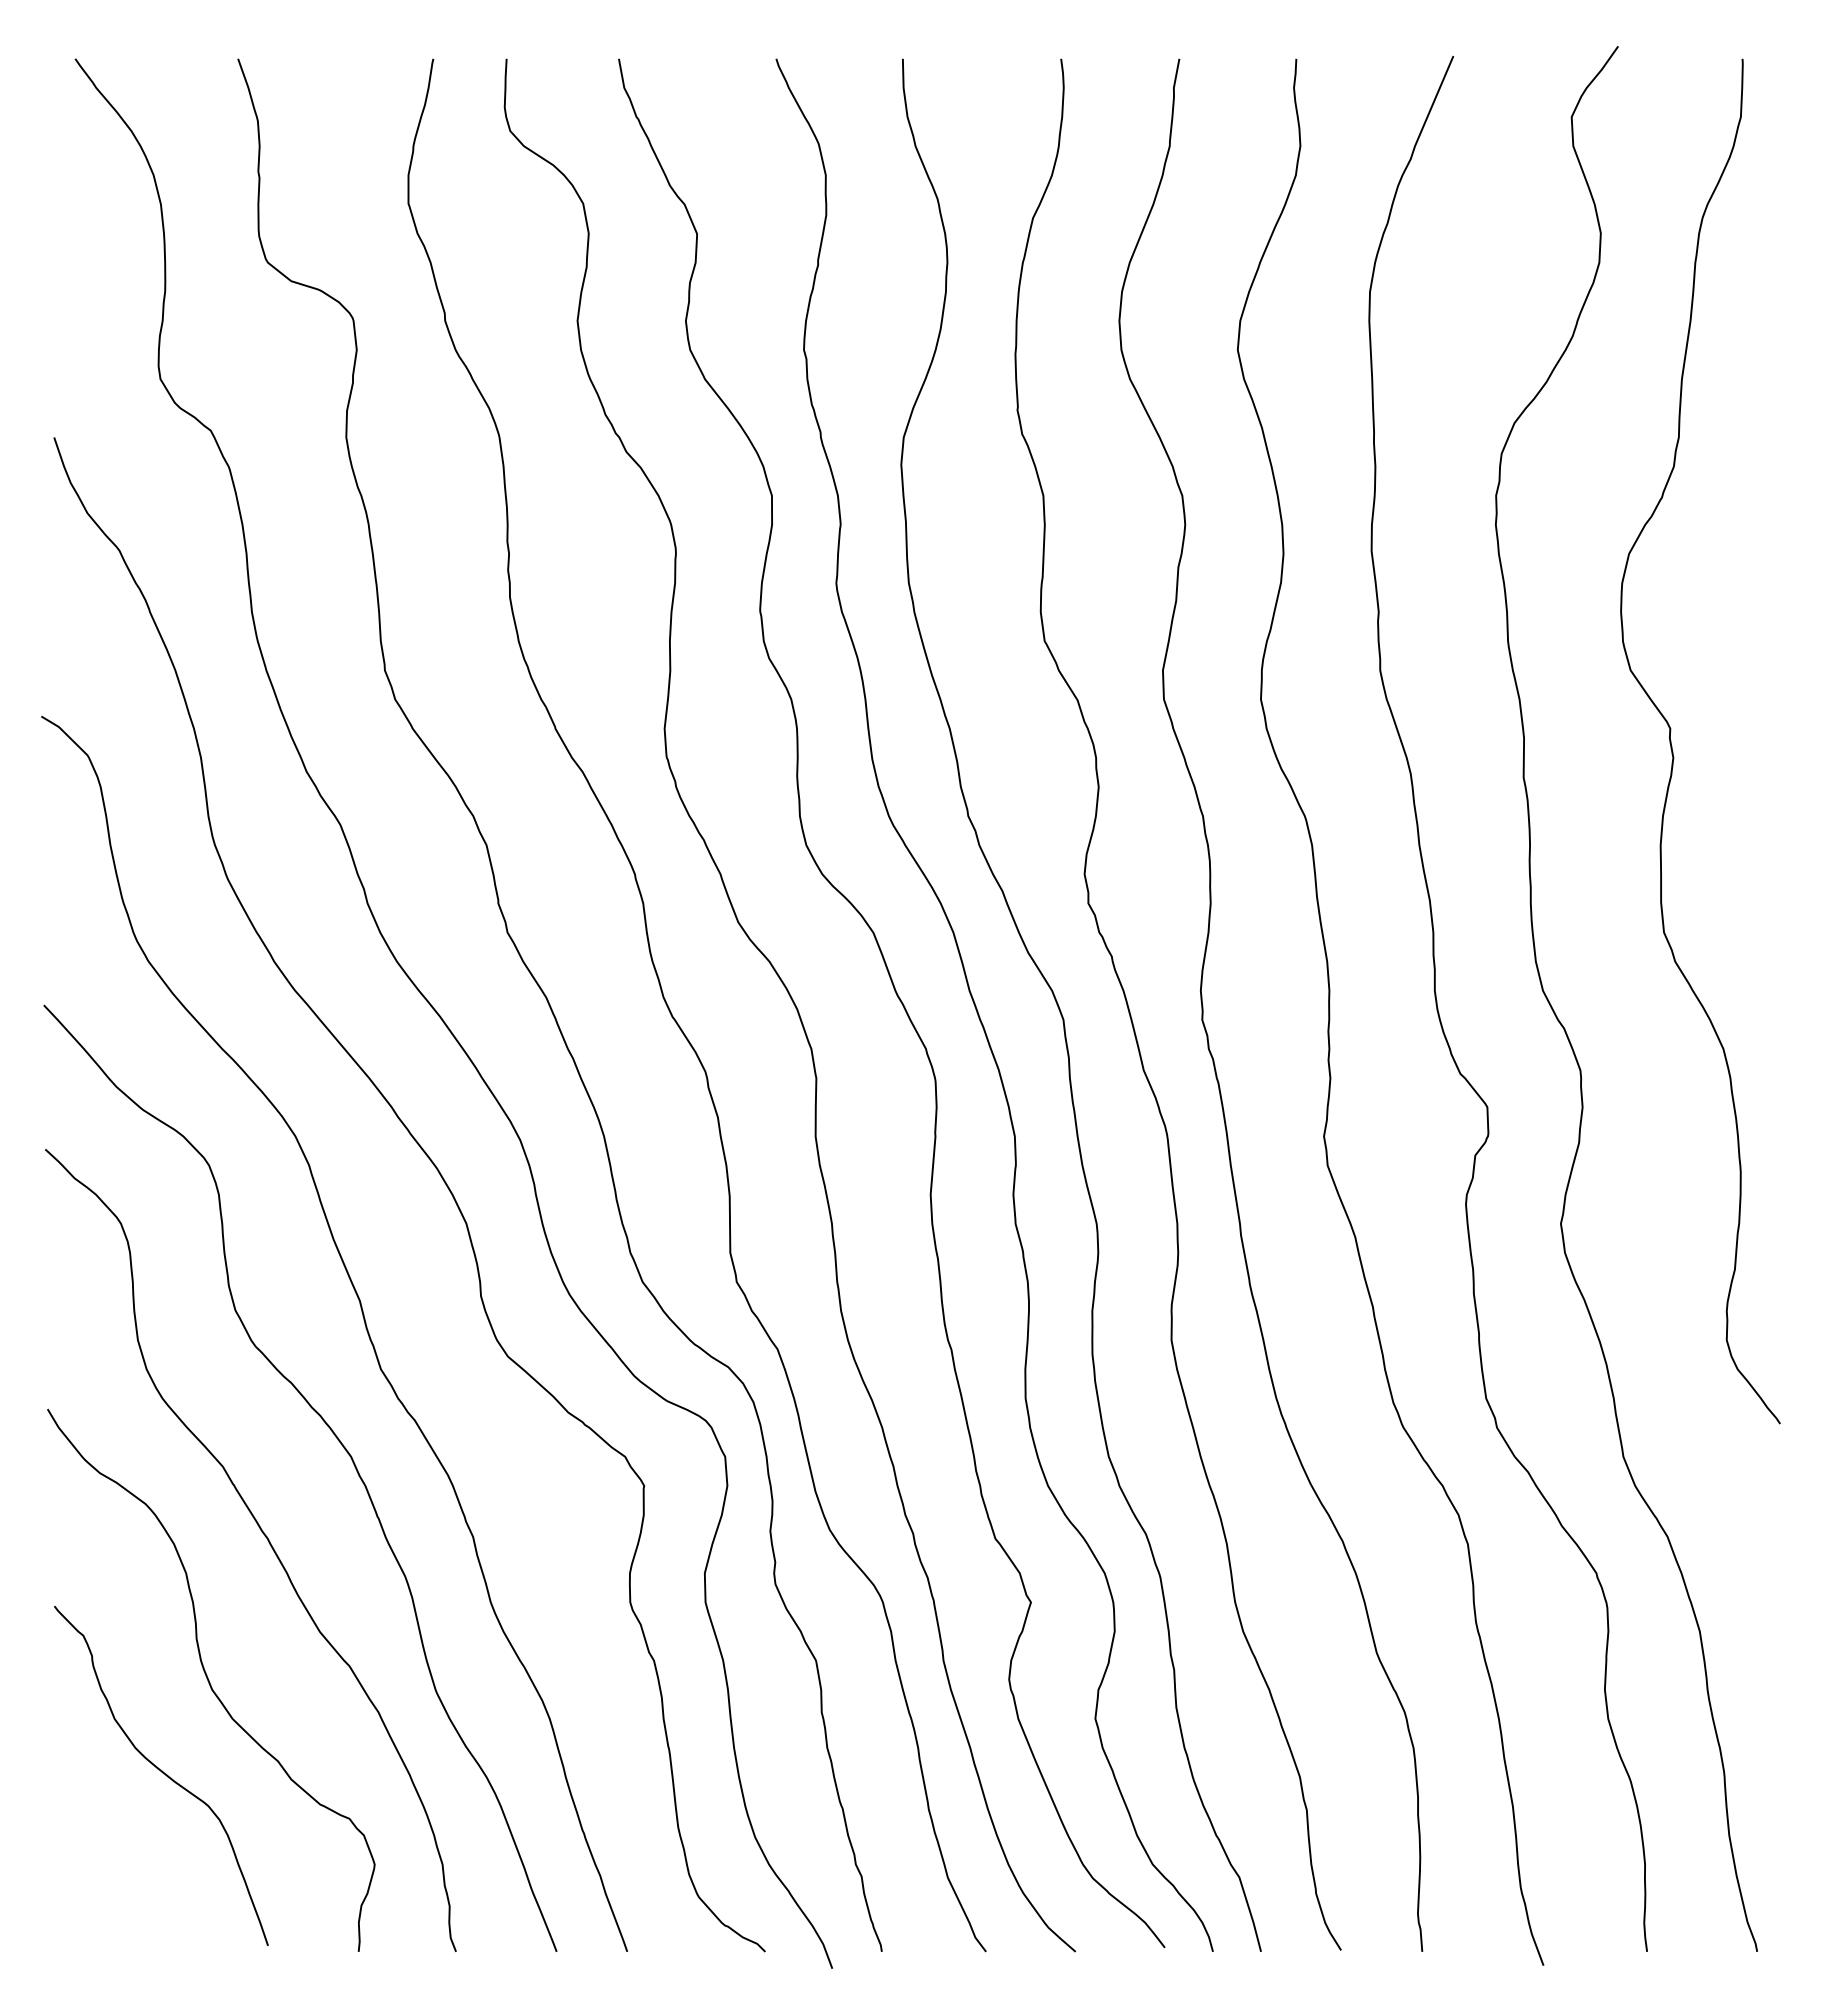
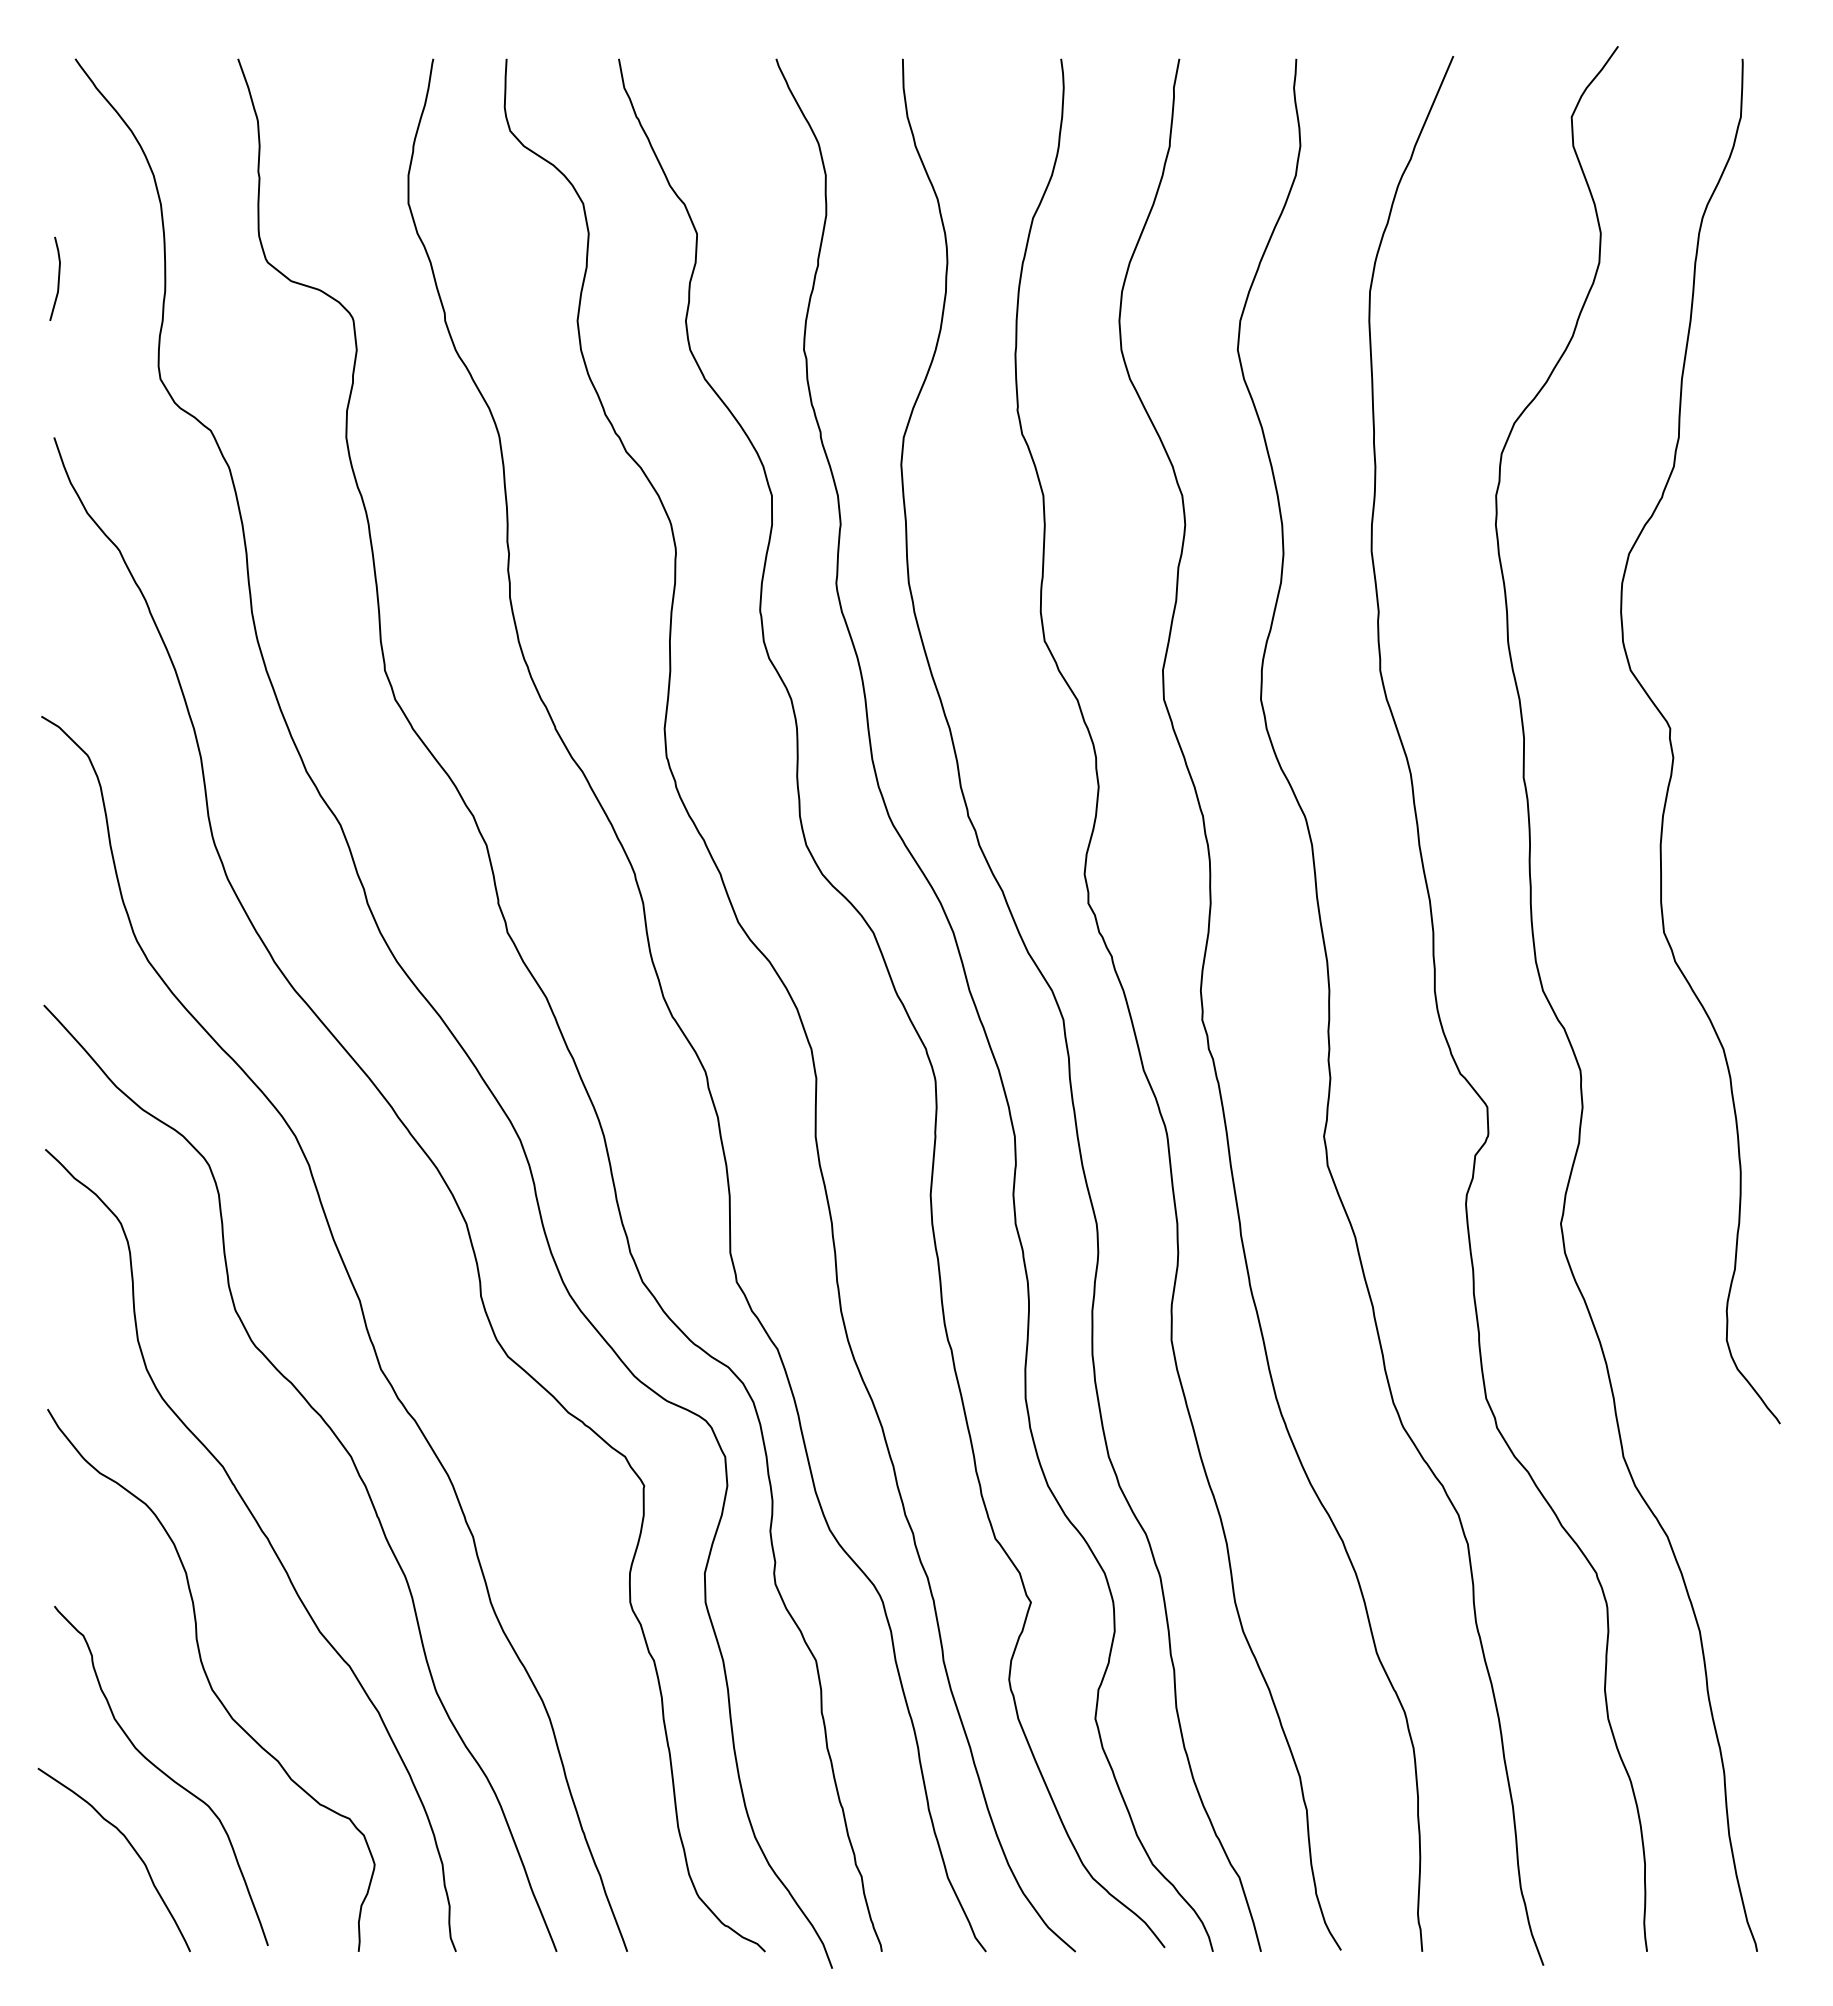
curve: none -> present (58, 278)
curve: none -> present (131, 1847)
